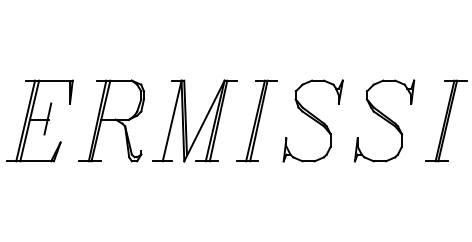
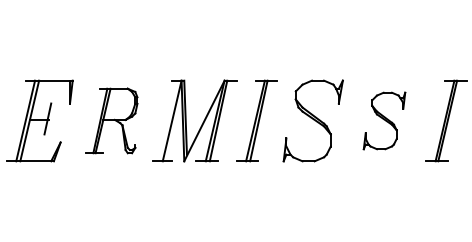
part size: 67x84 px -> 54x68 px (111, 120)
part size: 63x84 px -> 45x60 px (384, 120)
